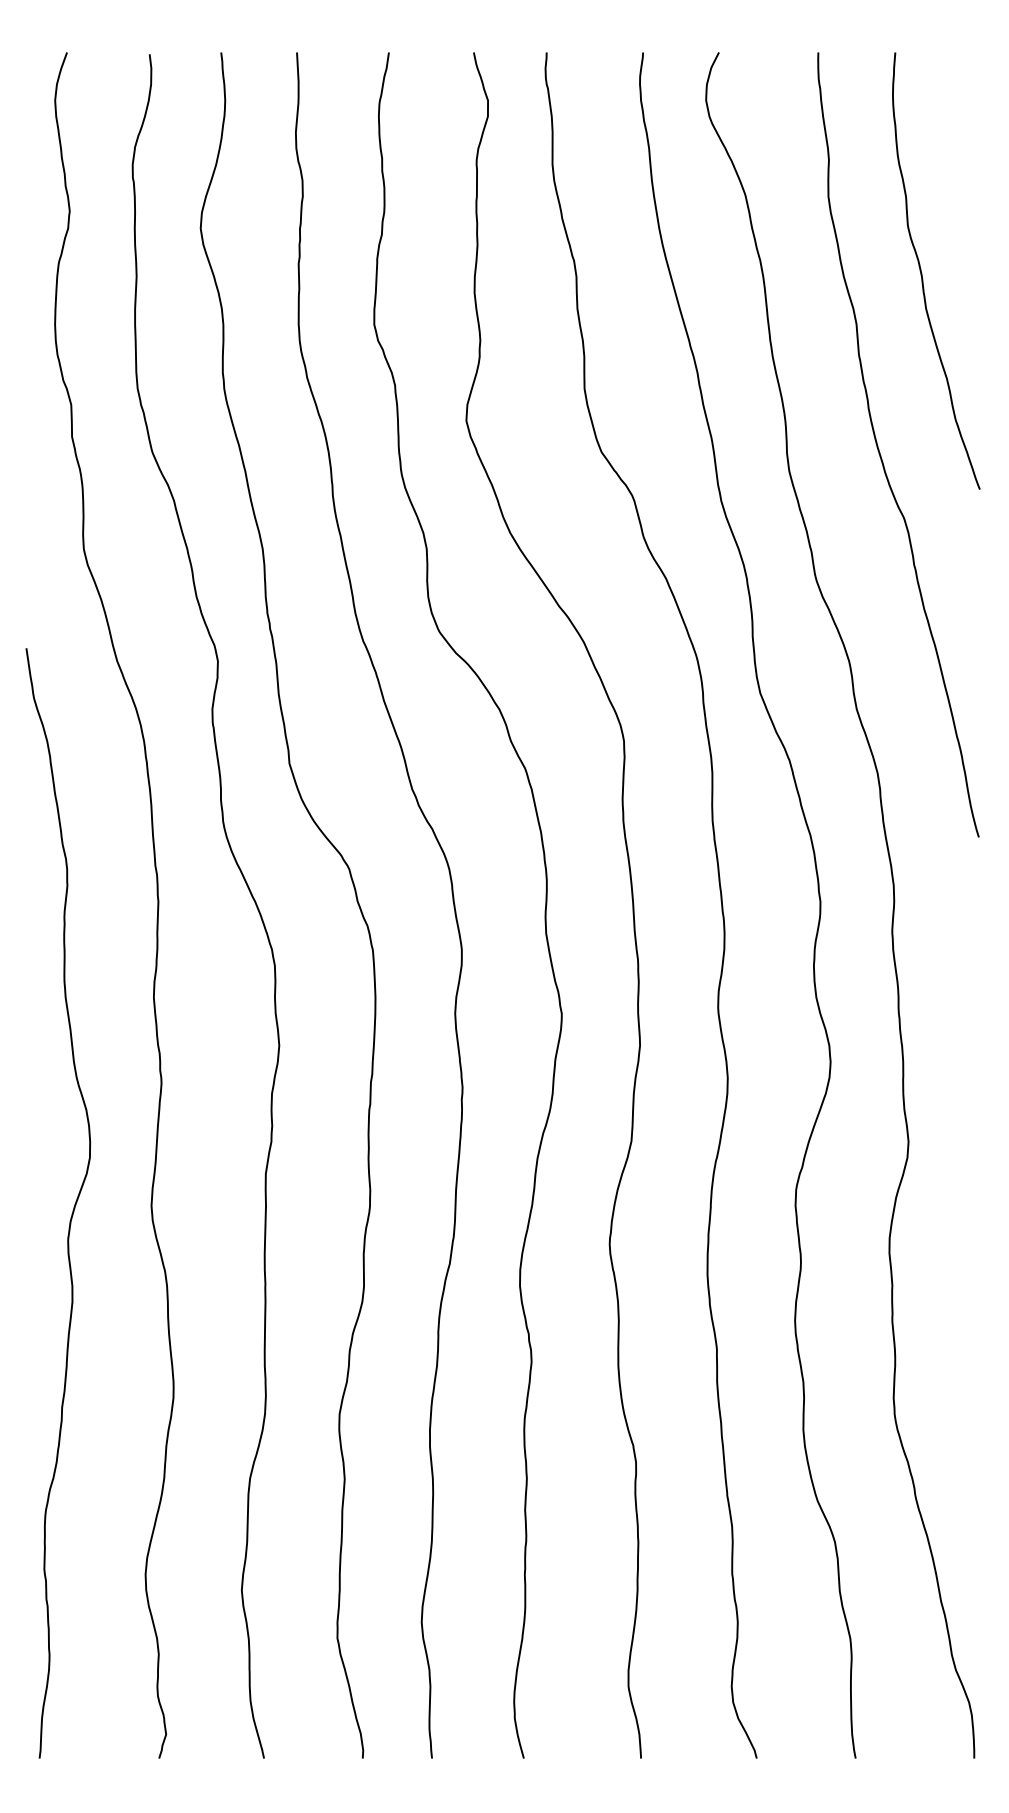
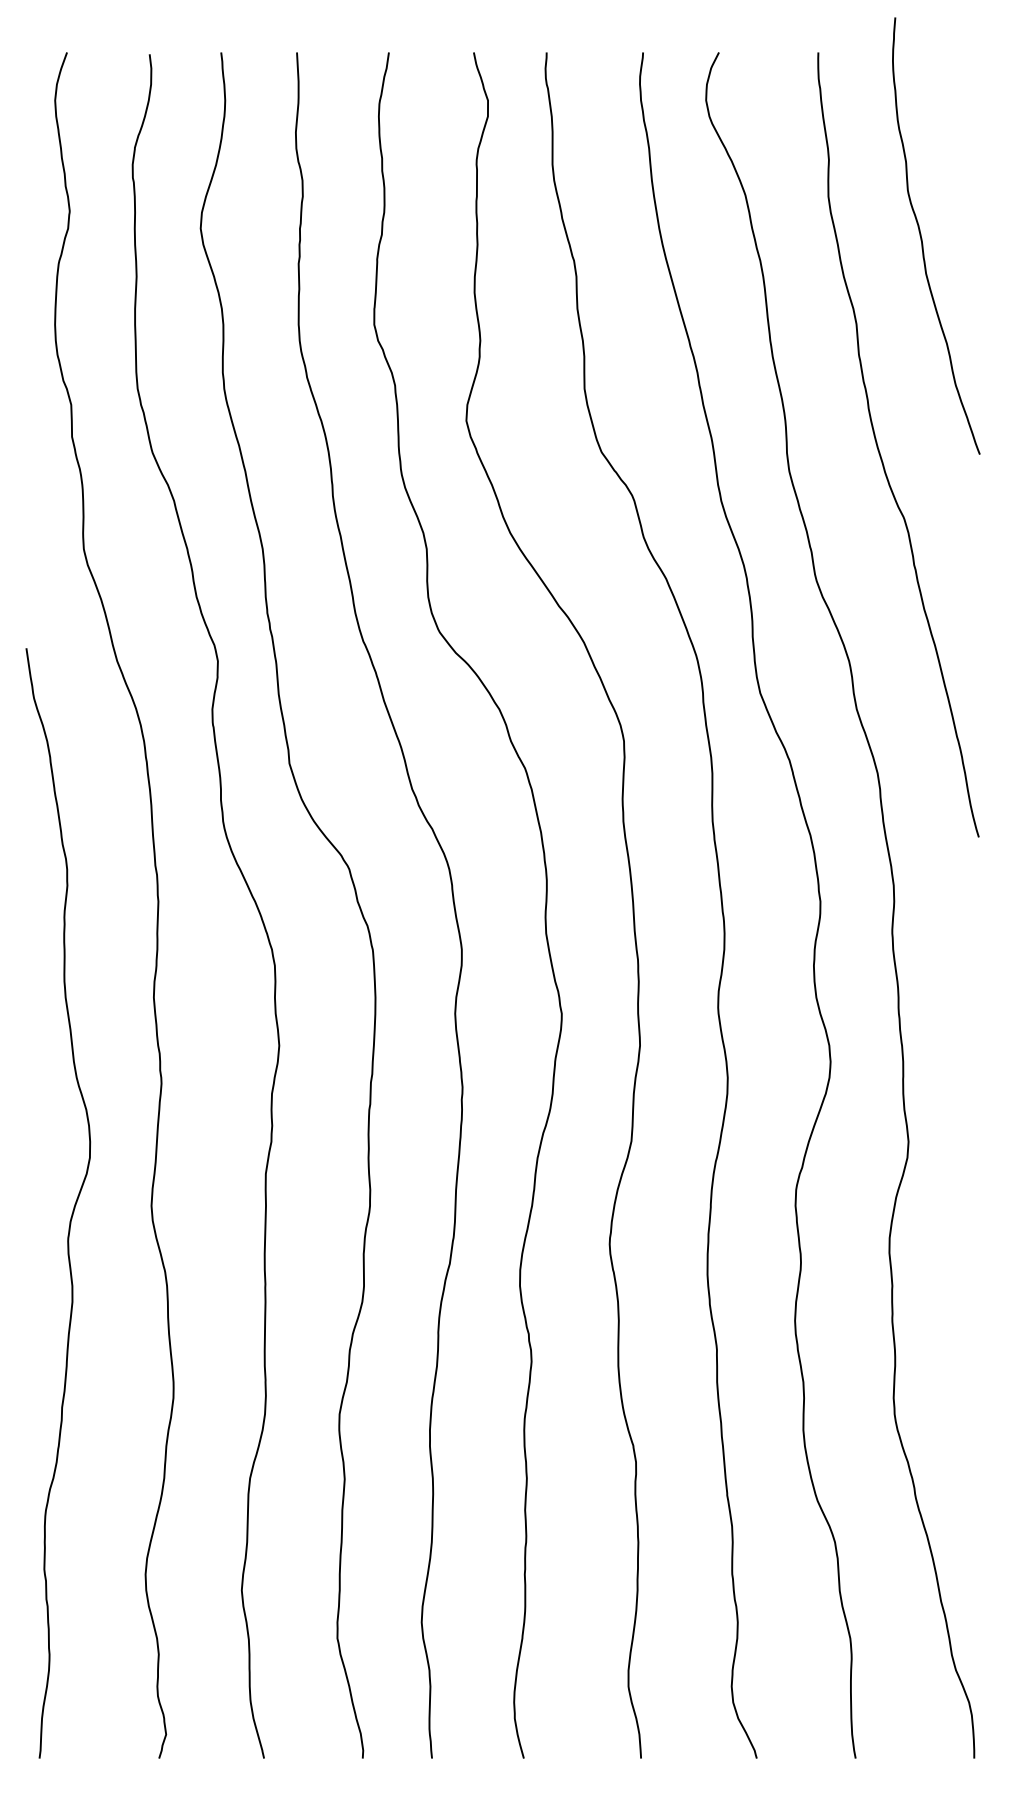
curve position: (922, 273) -> (922, 238) (922, 238)
